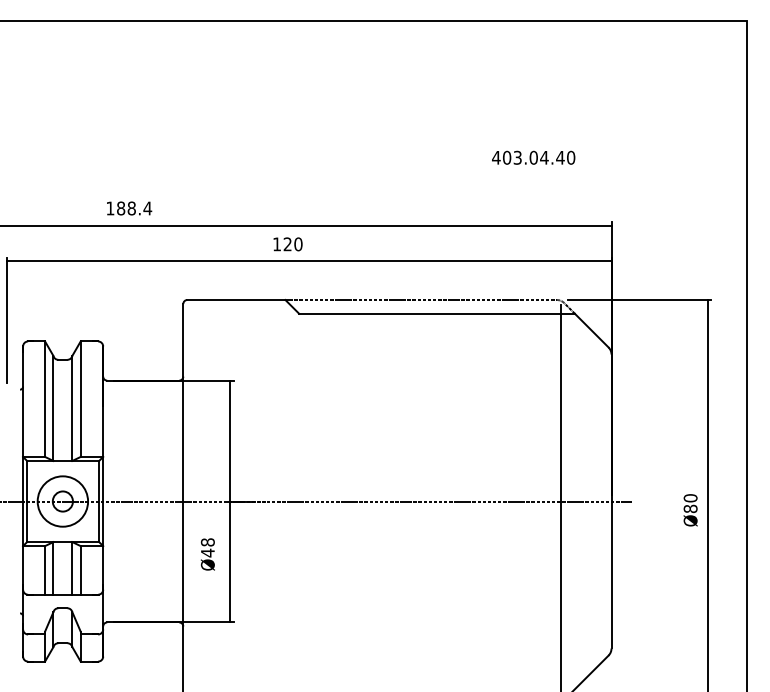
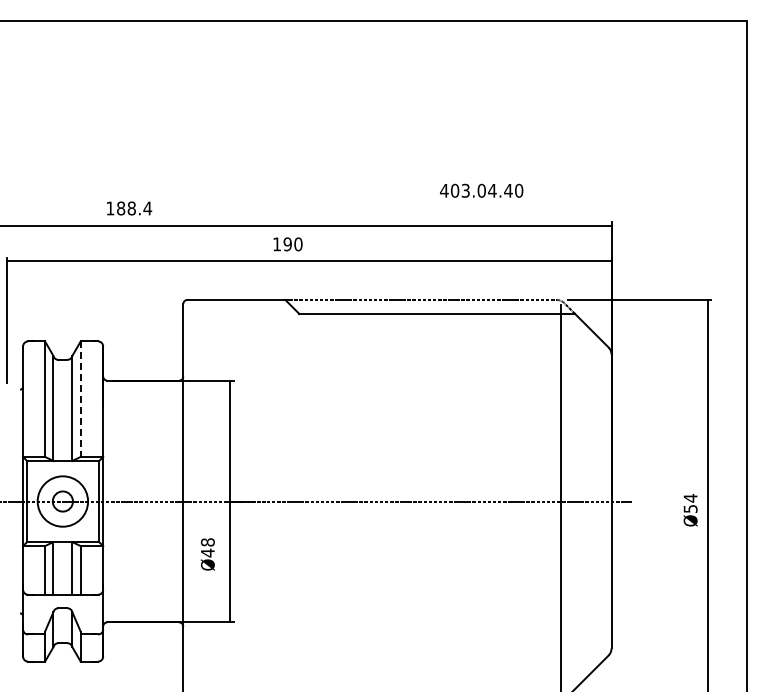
text position: (533, 157) -> (481, 190) (481, 190)
text: 120 -> 190 (287, 244)
line: solid -> dashed (80, 399)
text: Ø80 -> Ø54 (690, 503)
